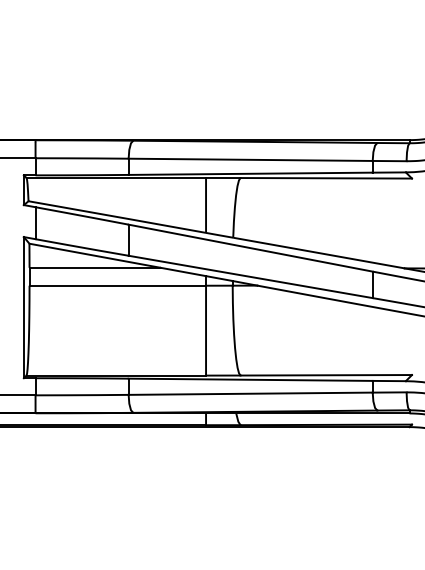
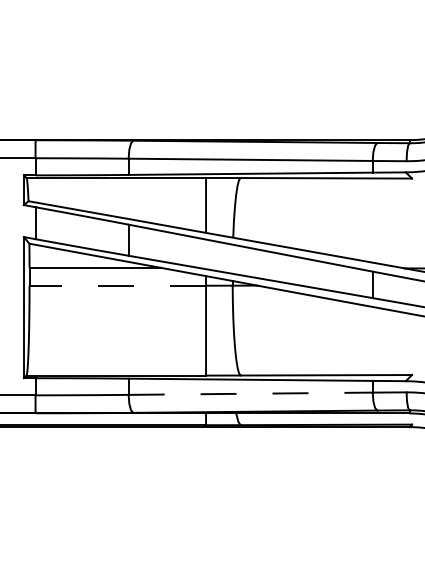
line: solid -> dashed (117, 285)
line: solid -> dashed (251, 393)
